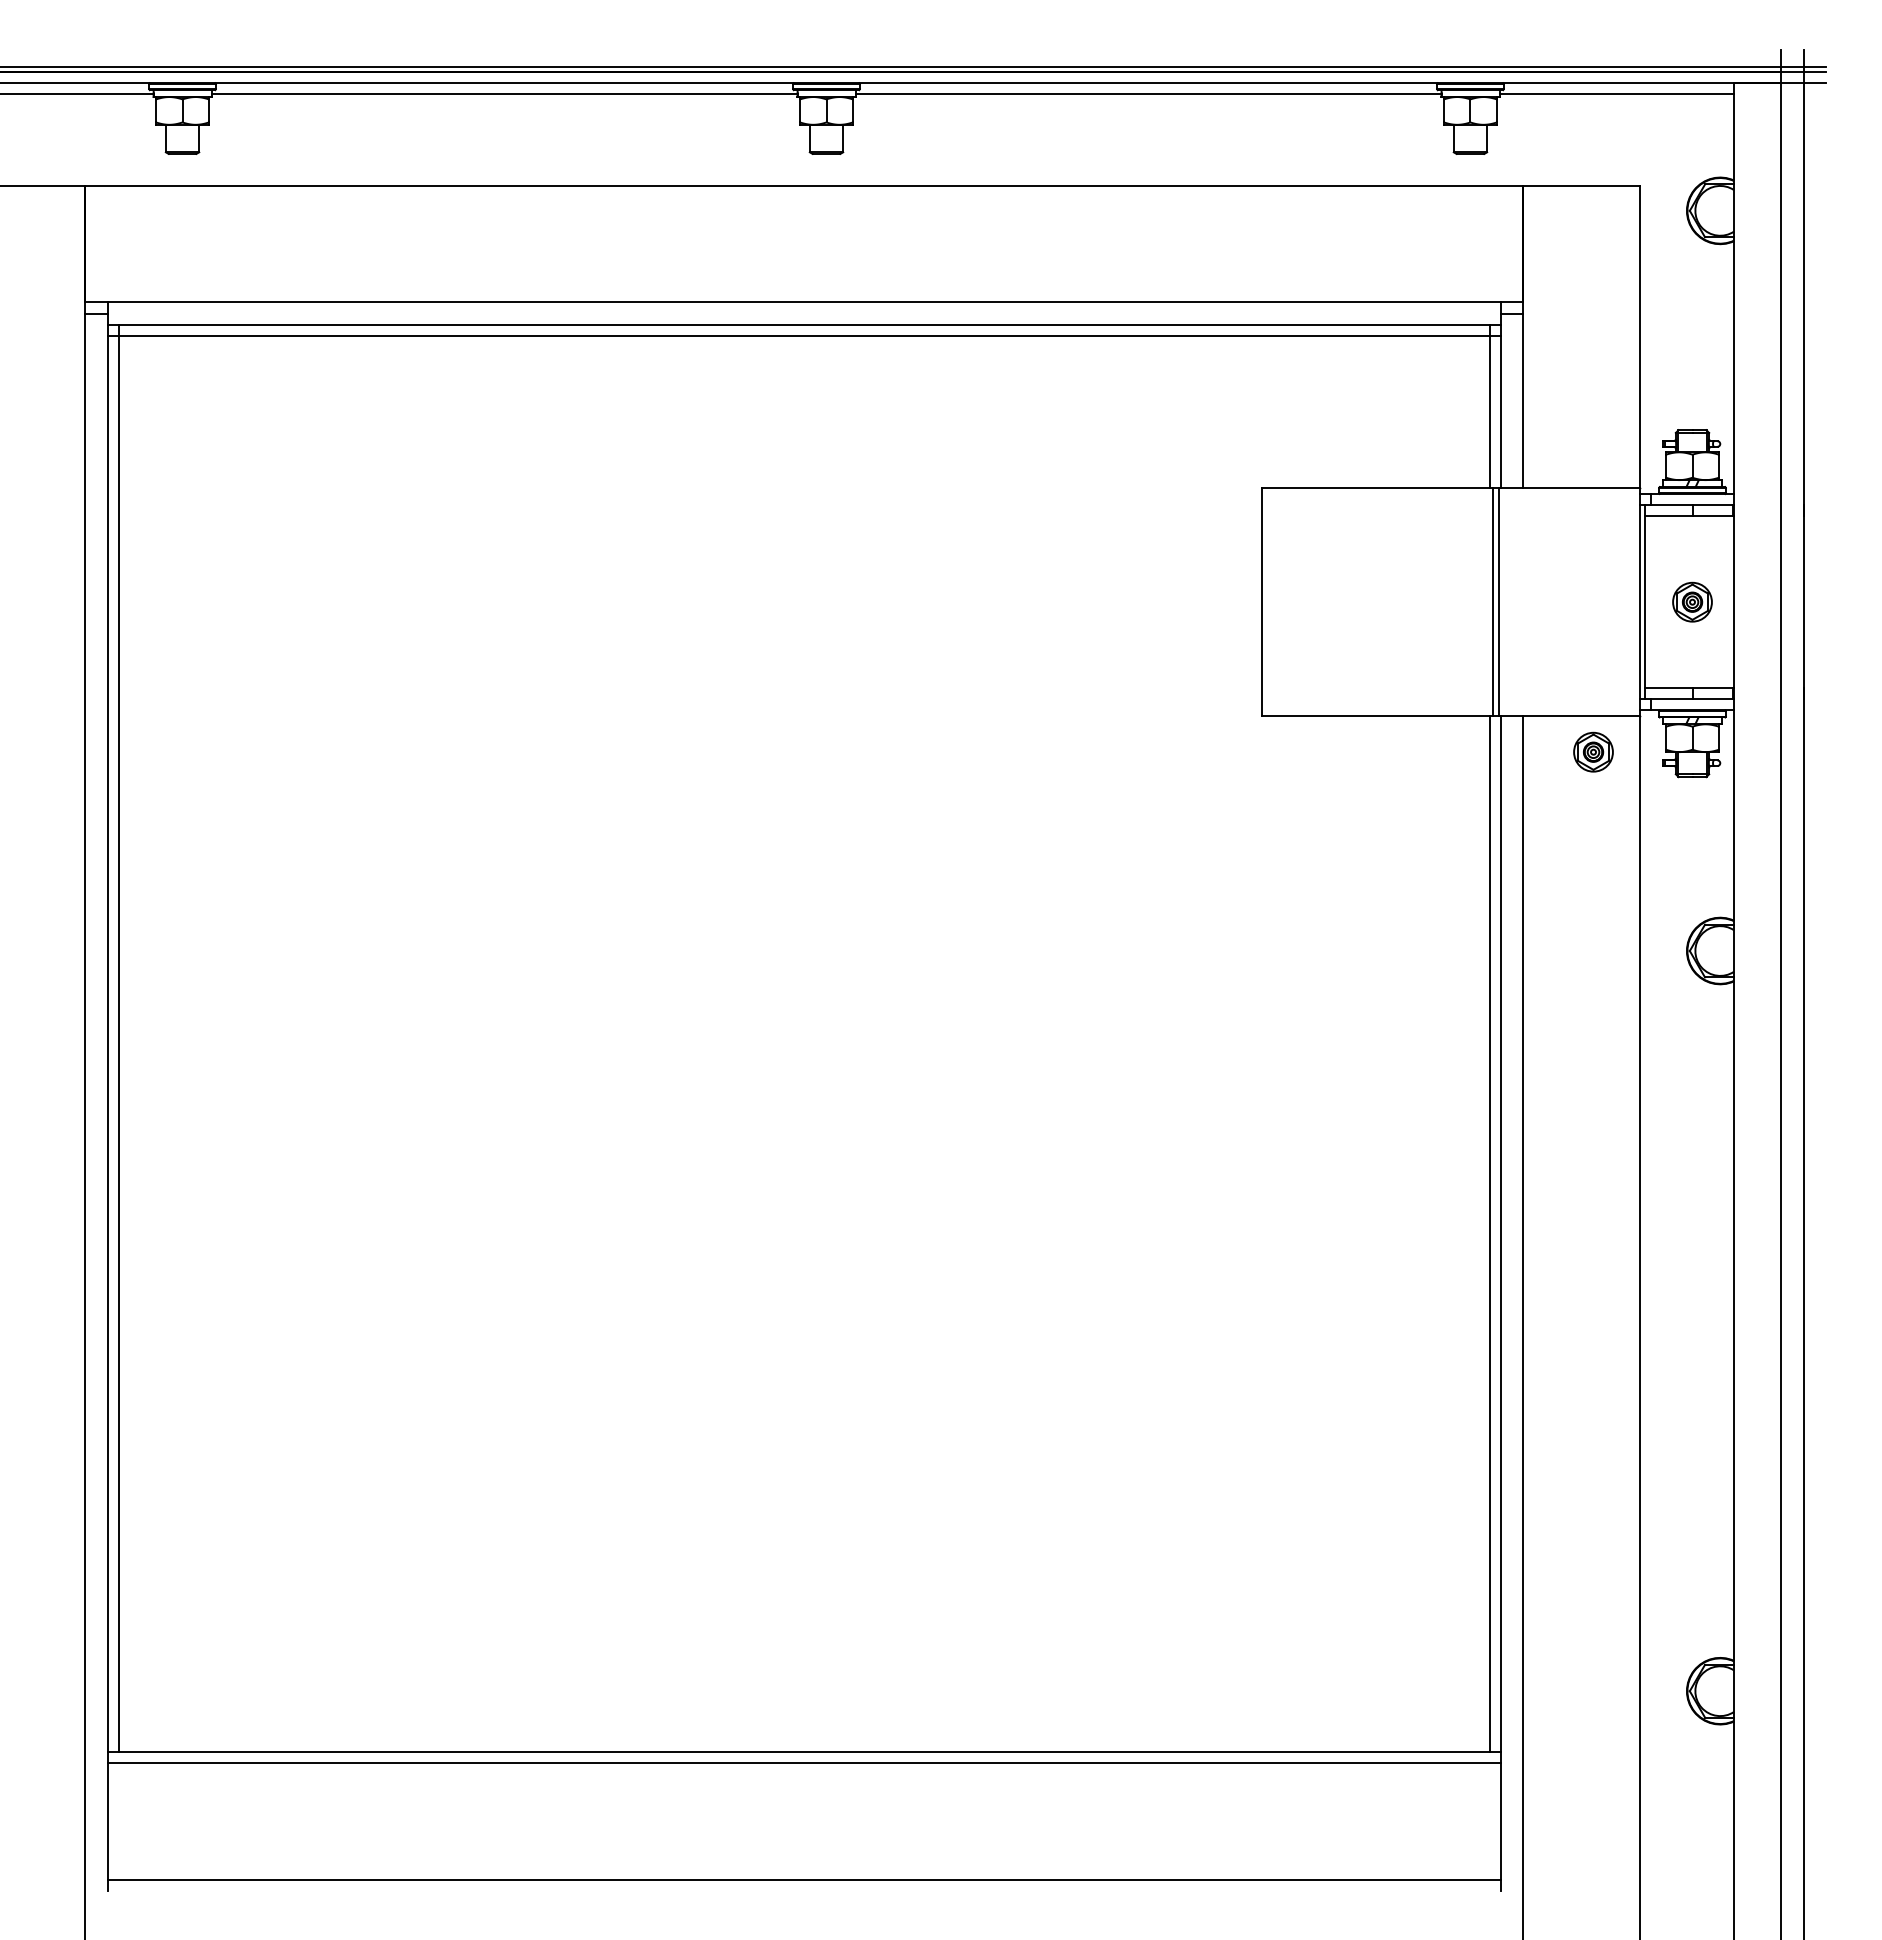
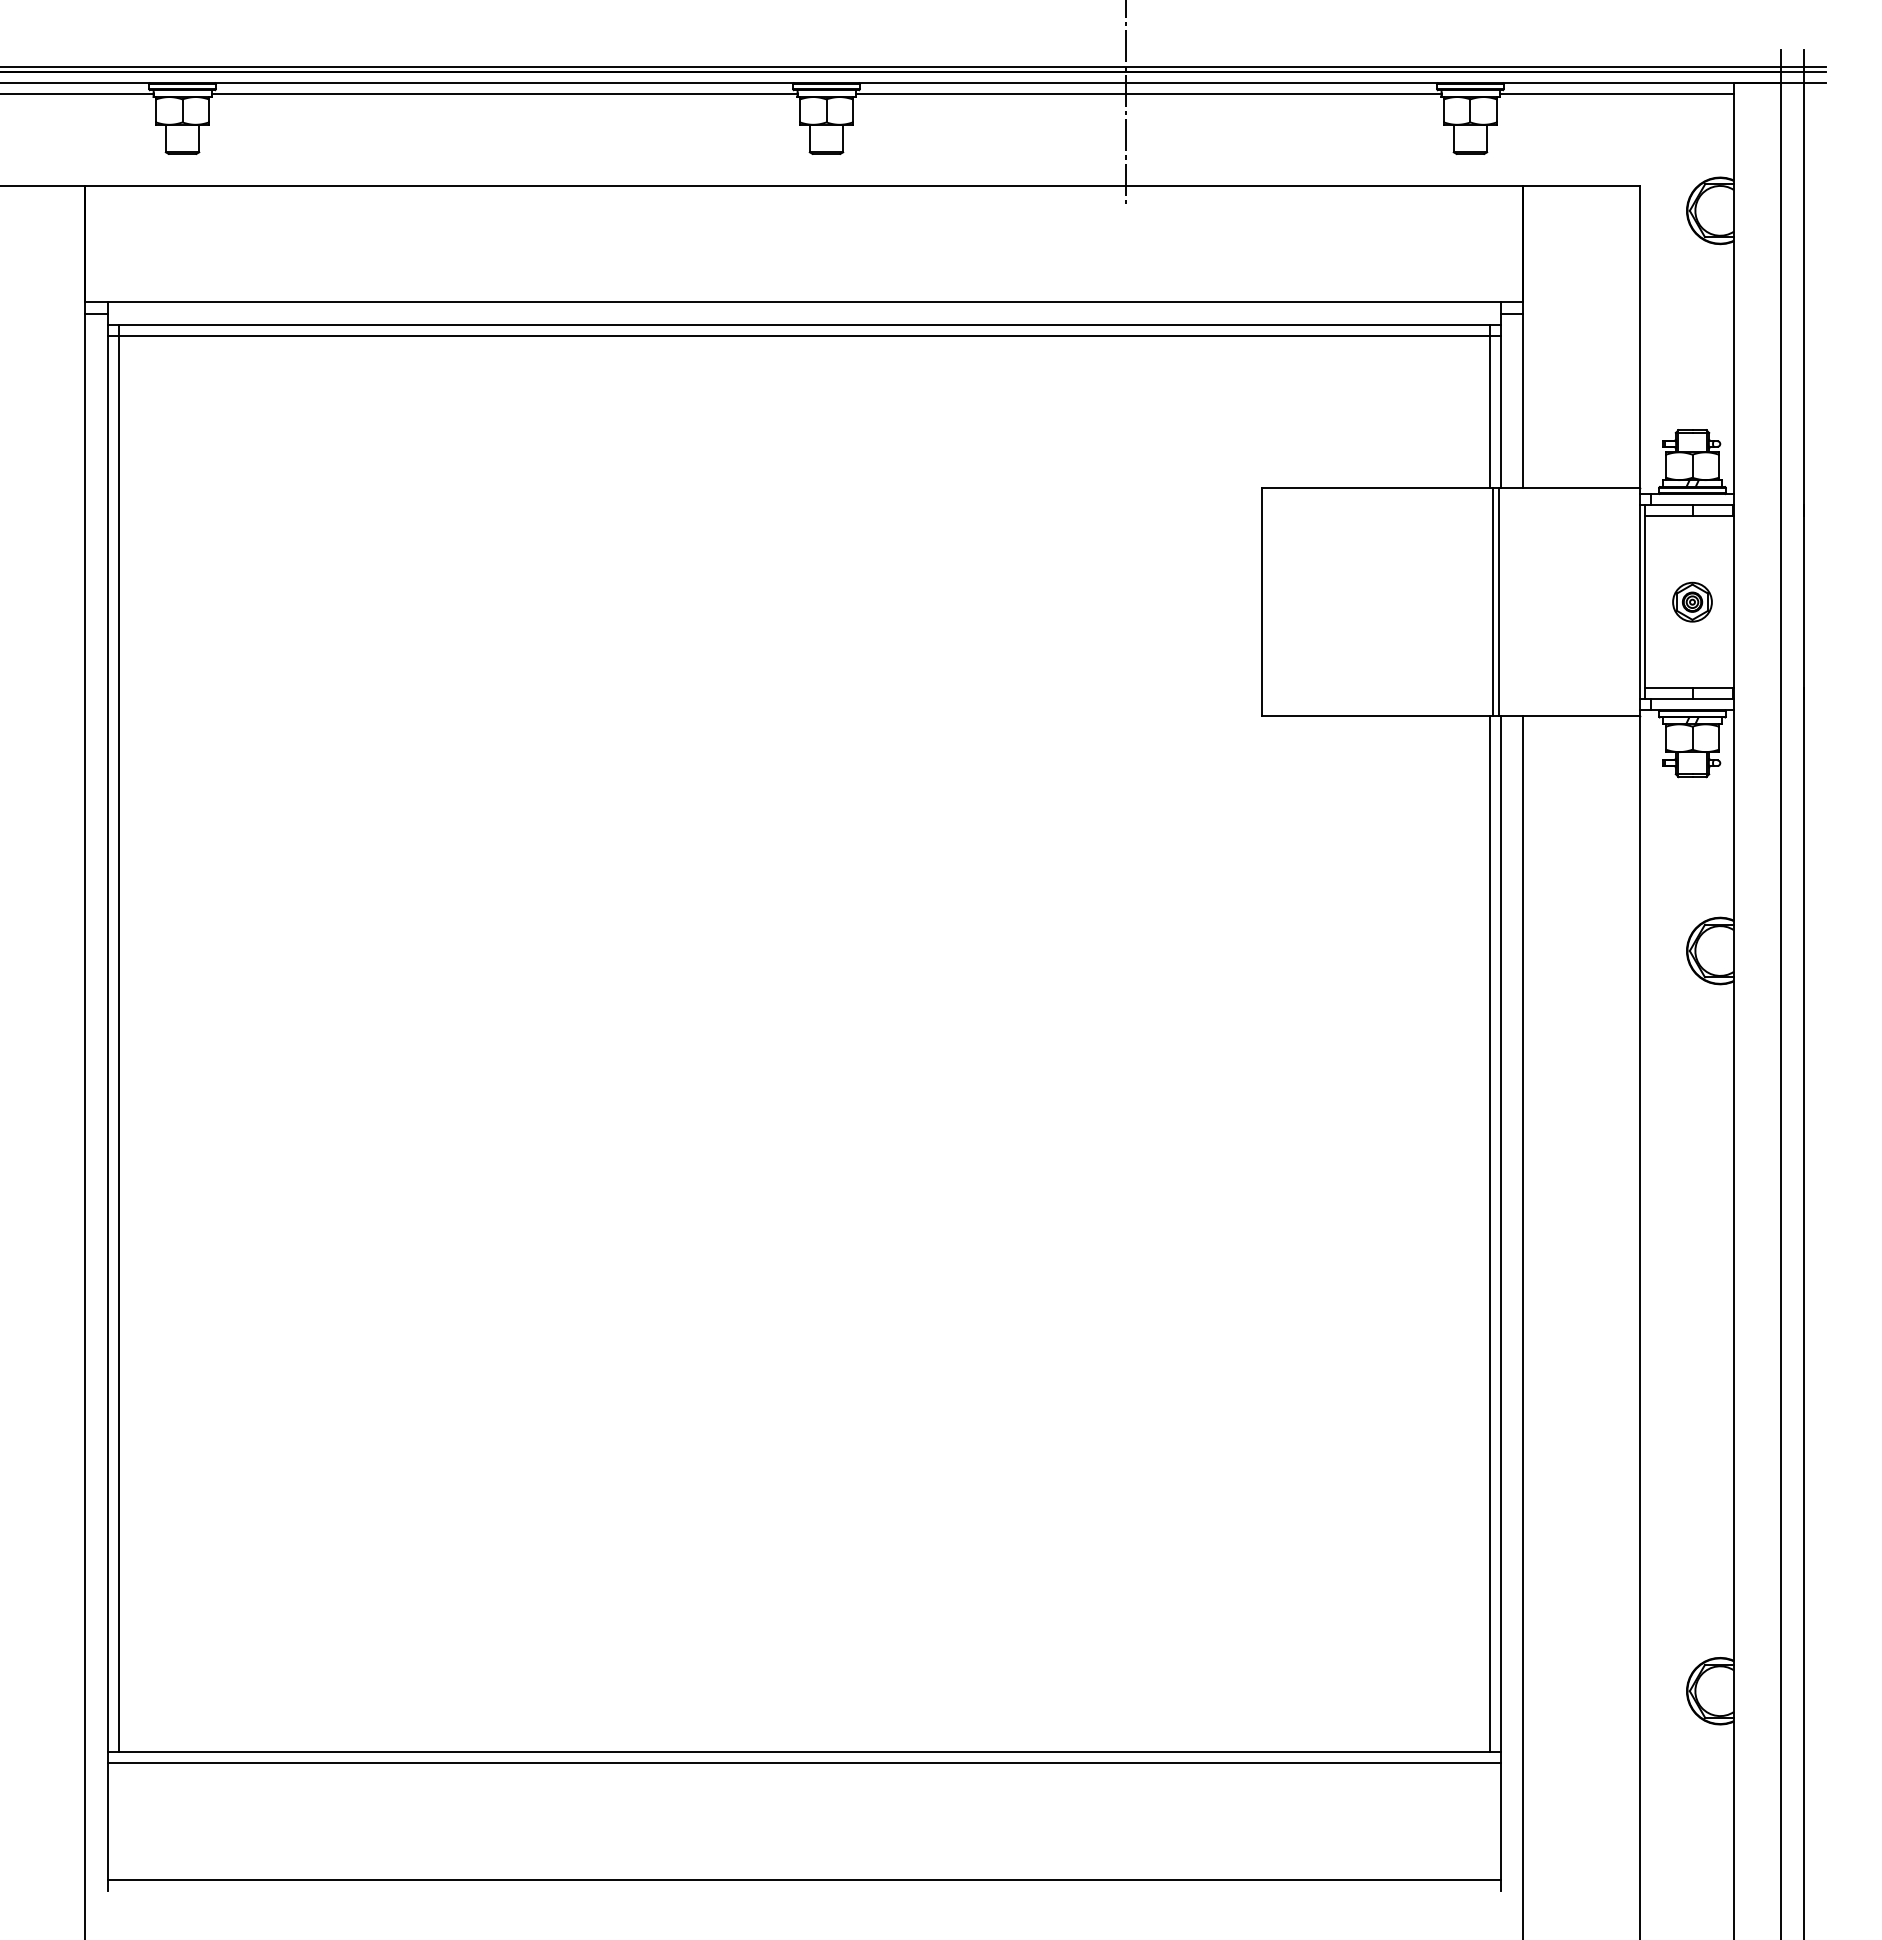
line: none -> present (1126, 103)
part: present -> none (1593, 751)
